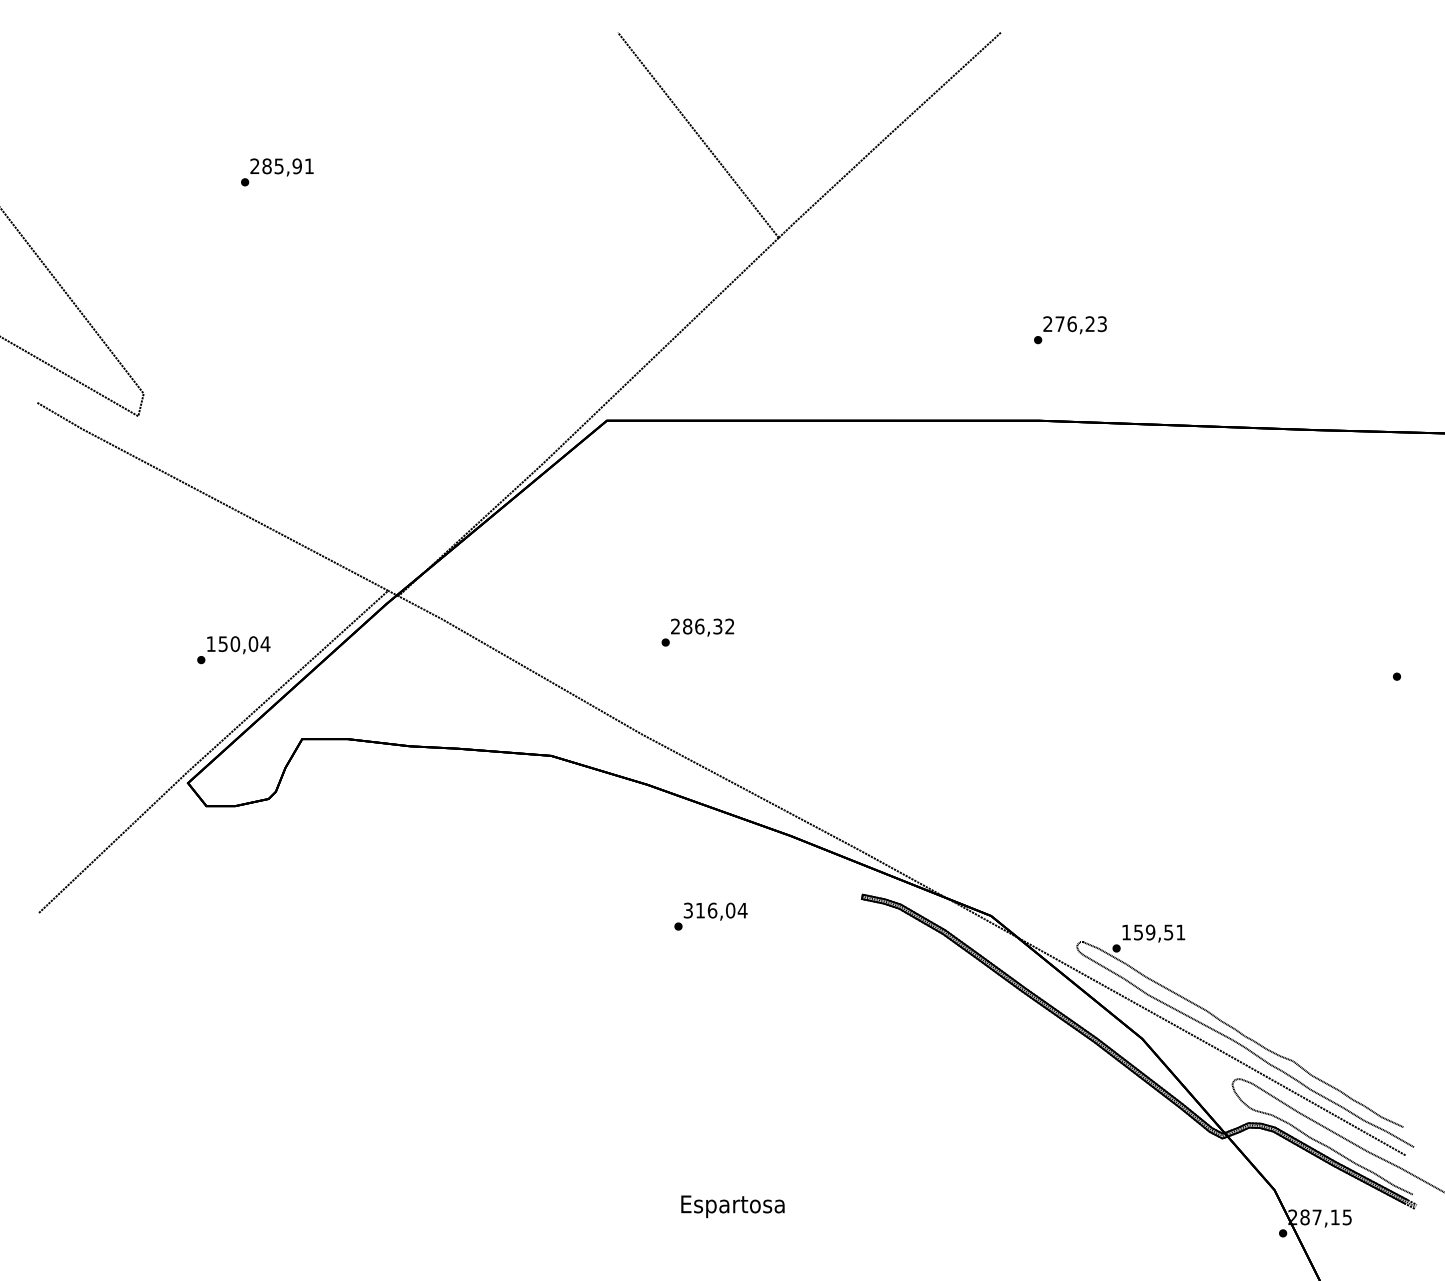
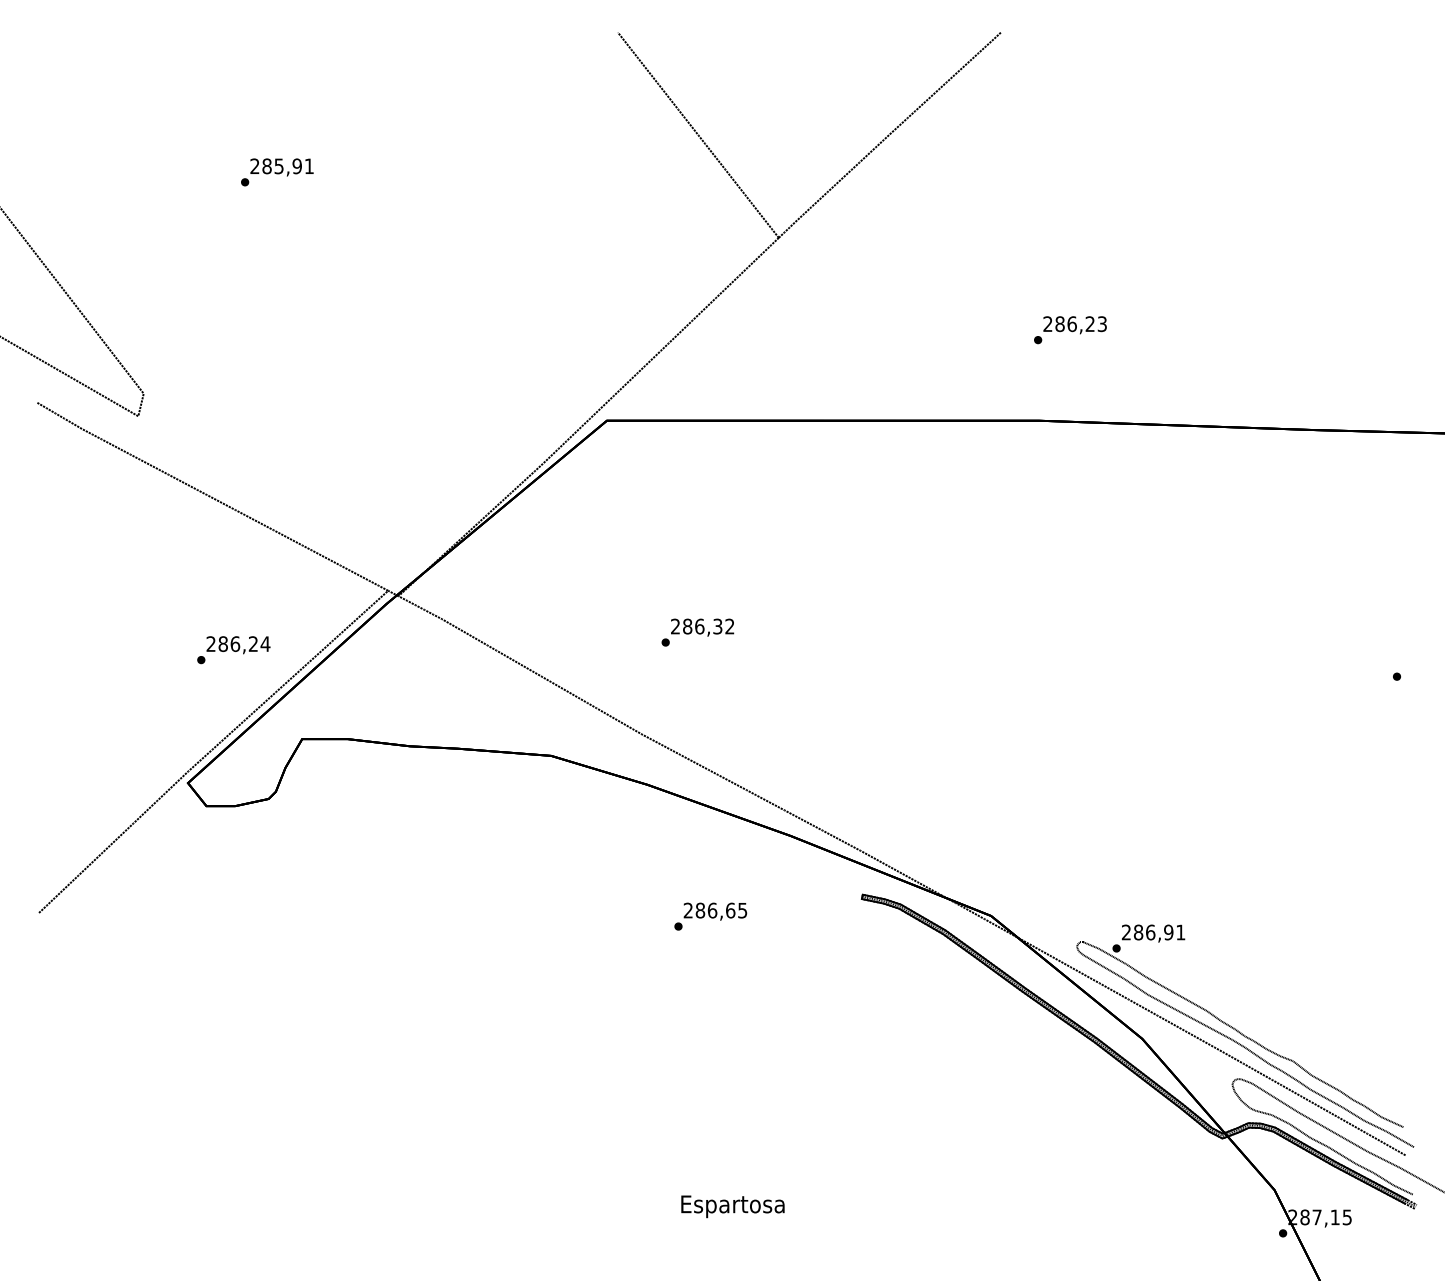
text: 276,23 -> 286,23 (1059, 324)
text: 150,04 -> 286,24 (232, 644)
text: 316,04 -> 286,65 (715, 910)
text: 159,51 -> 286,91 (1147, 932)
